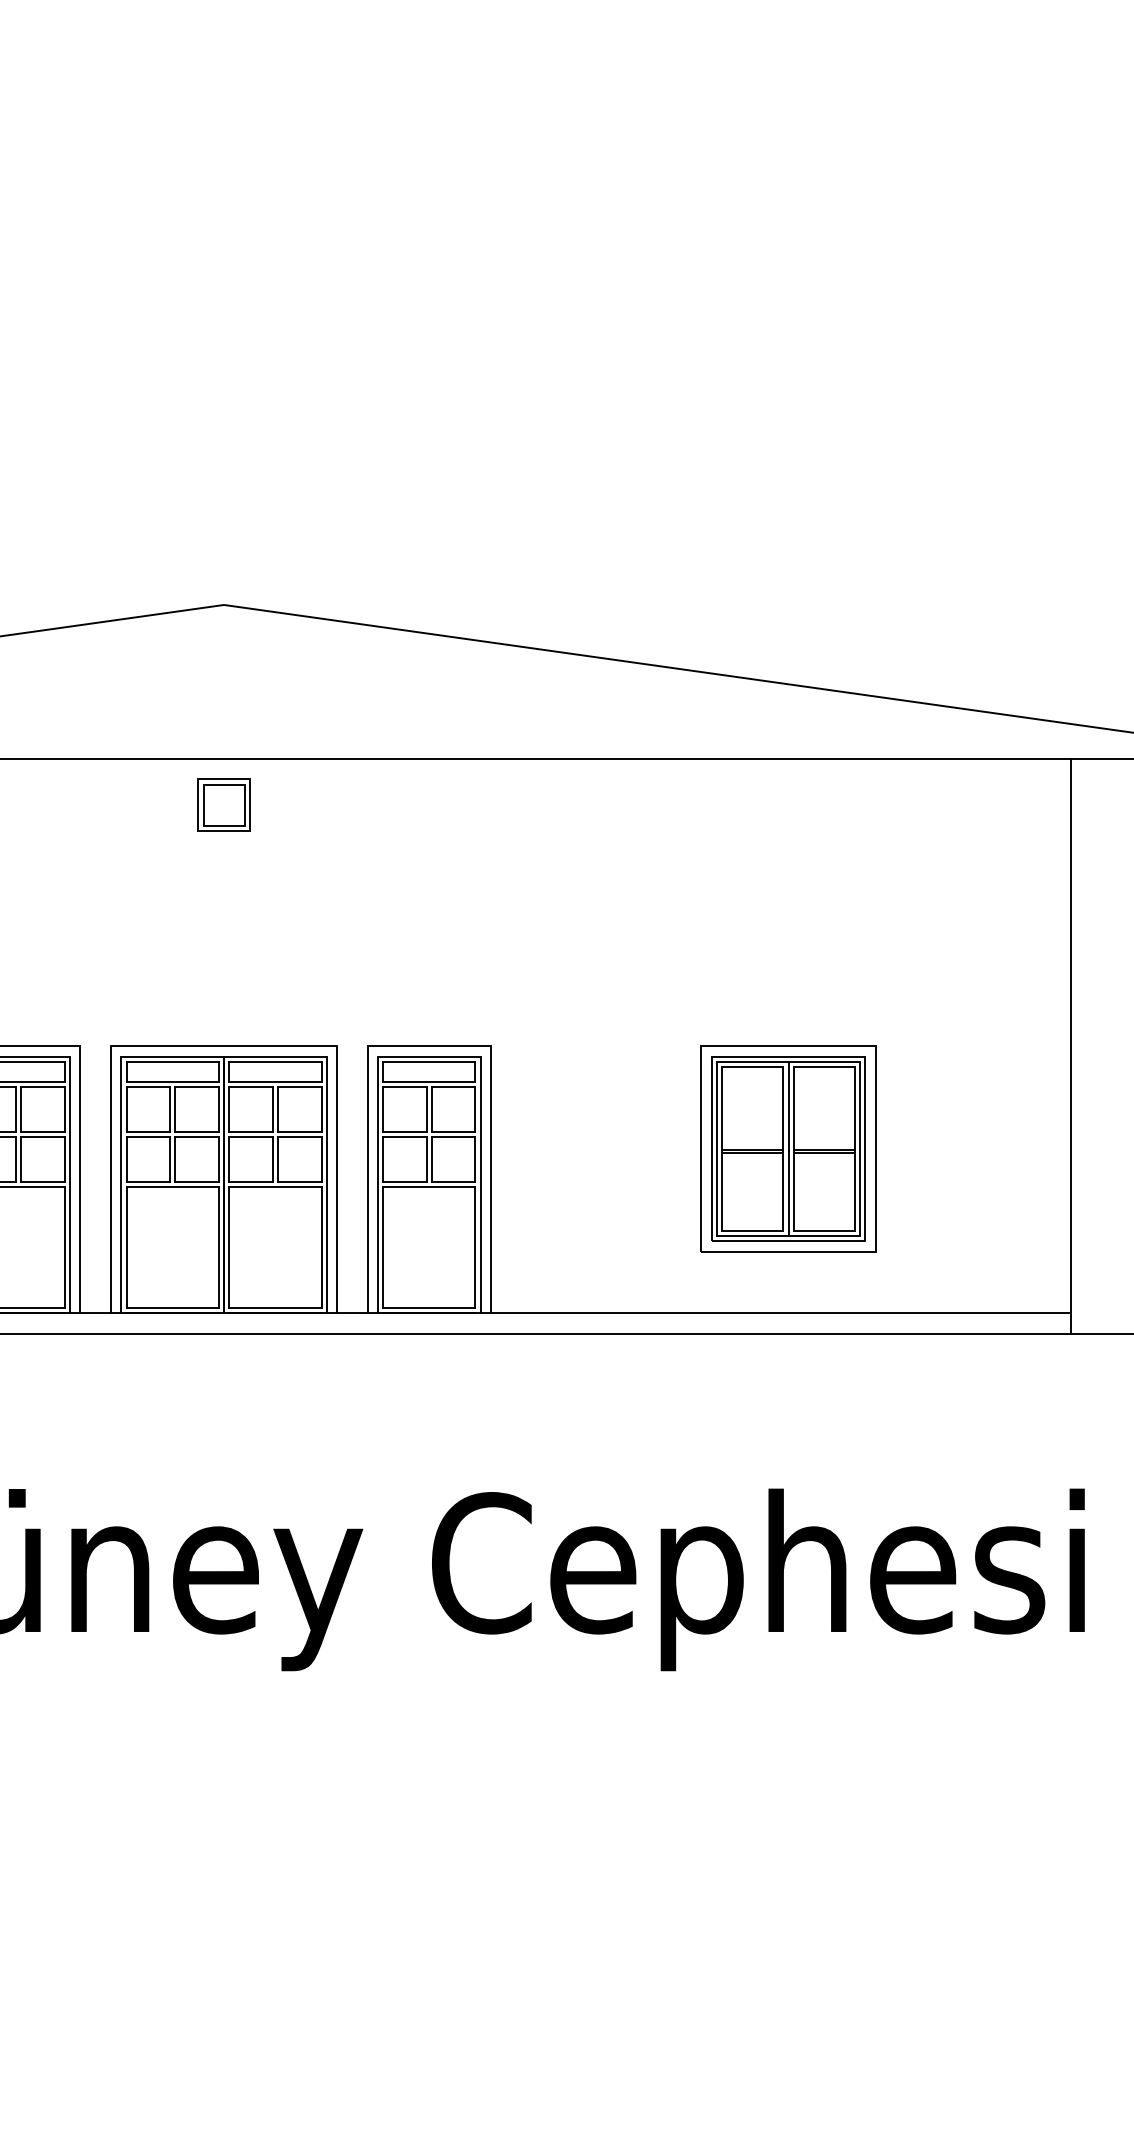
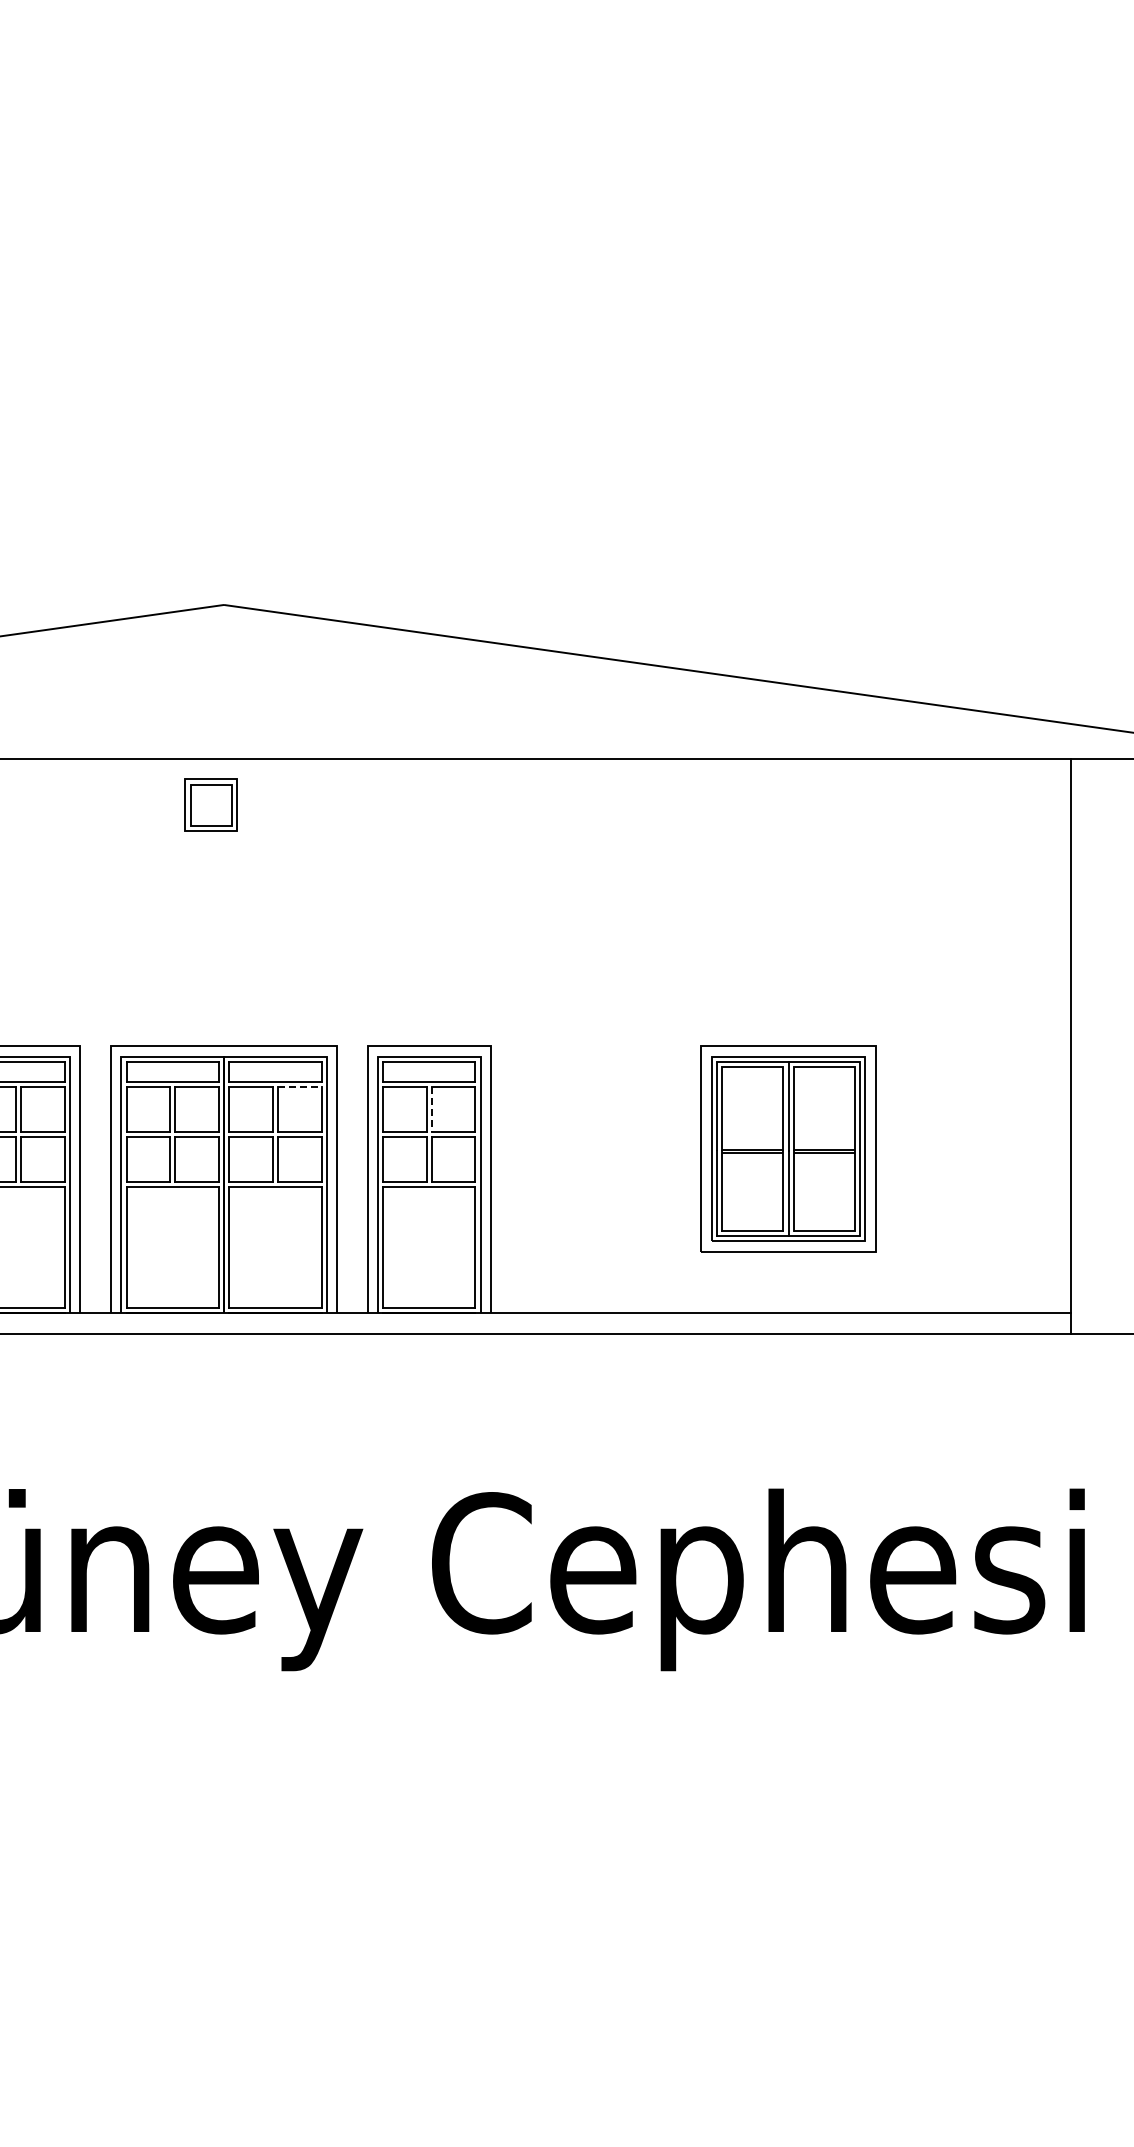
part position: (223, 804) -> (210, 804) (210, 804)
line: solid -> dashed (299, 1087)
line: solid -> dashed (431, 1110)
